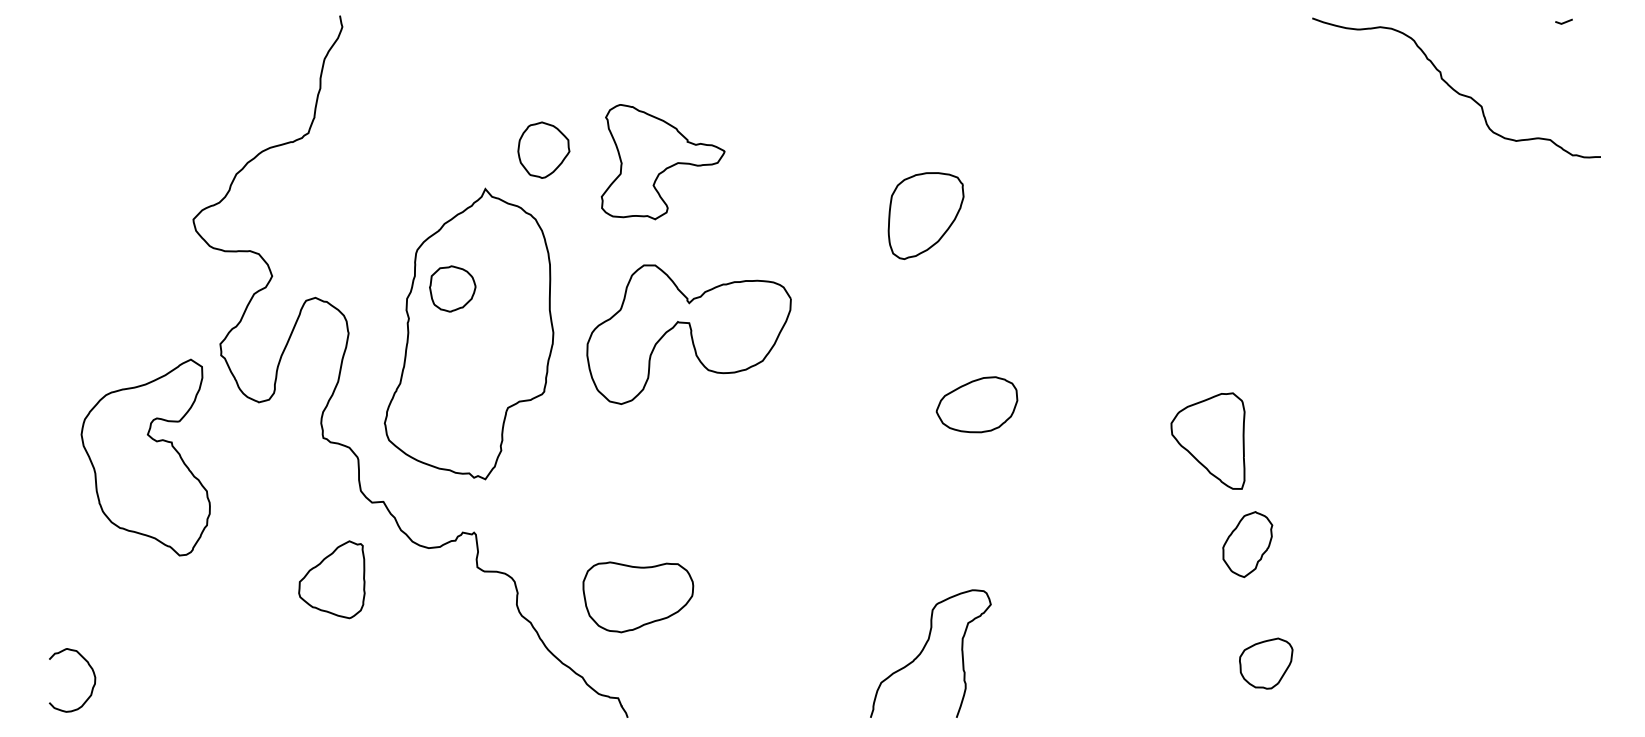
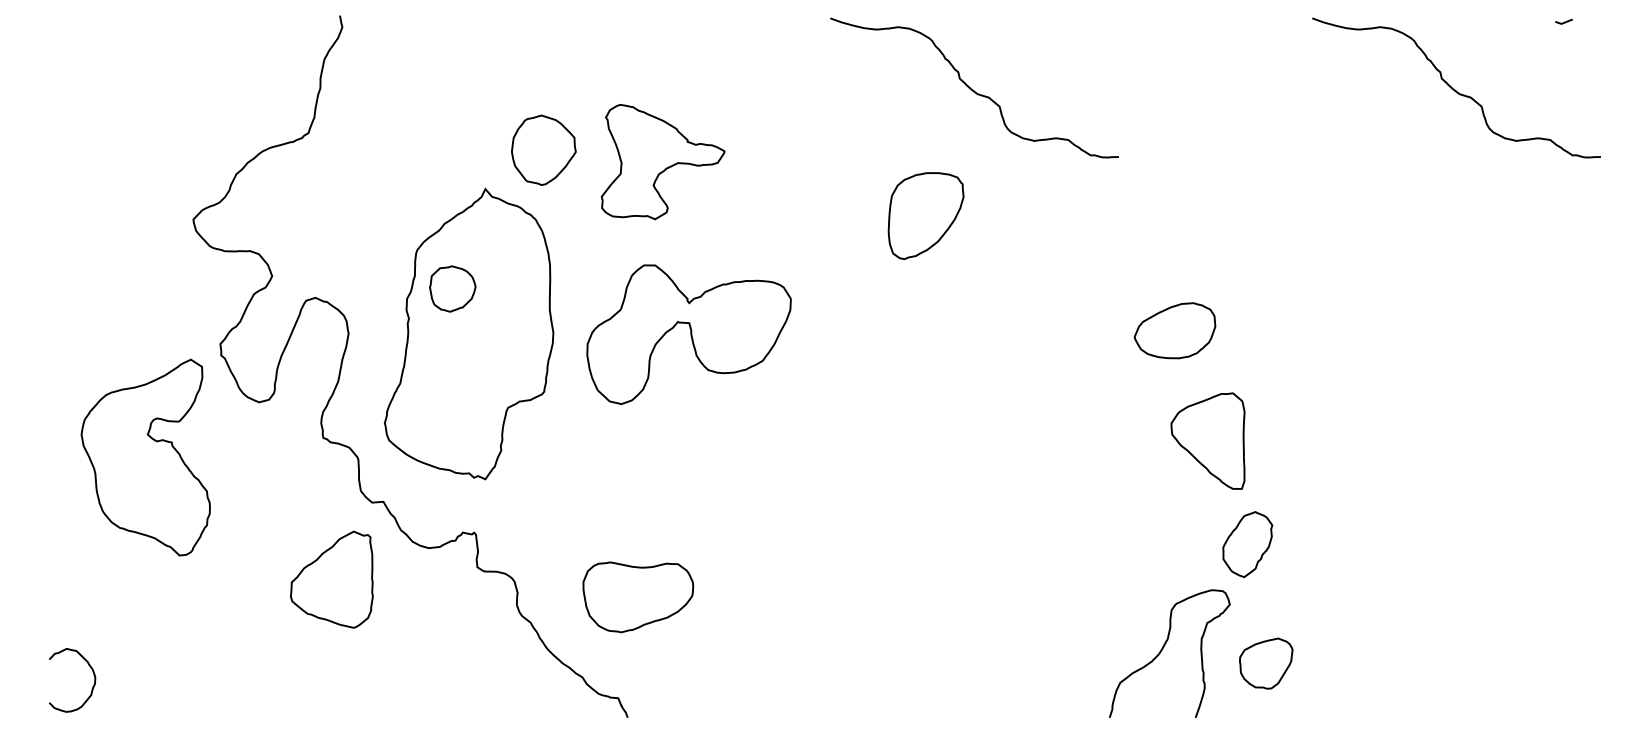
curve: none -> present (973, 89)
part size: 54x58 px -> 66x72 px (543, 149)
part position: (976, 404) -> (1174, 330) (1174, 330)
part size: 68x80 px -> 84x99 px (331, 579)
curve position: (924, 649) -> (1163, 649) (1163, 649)
